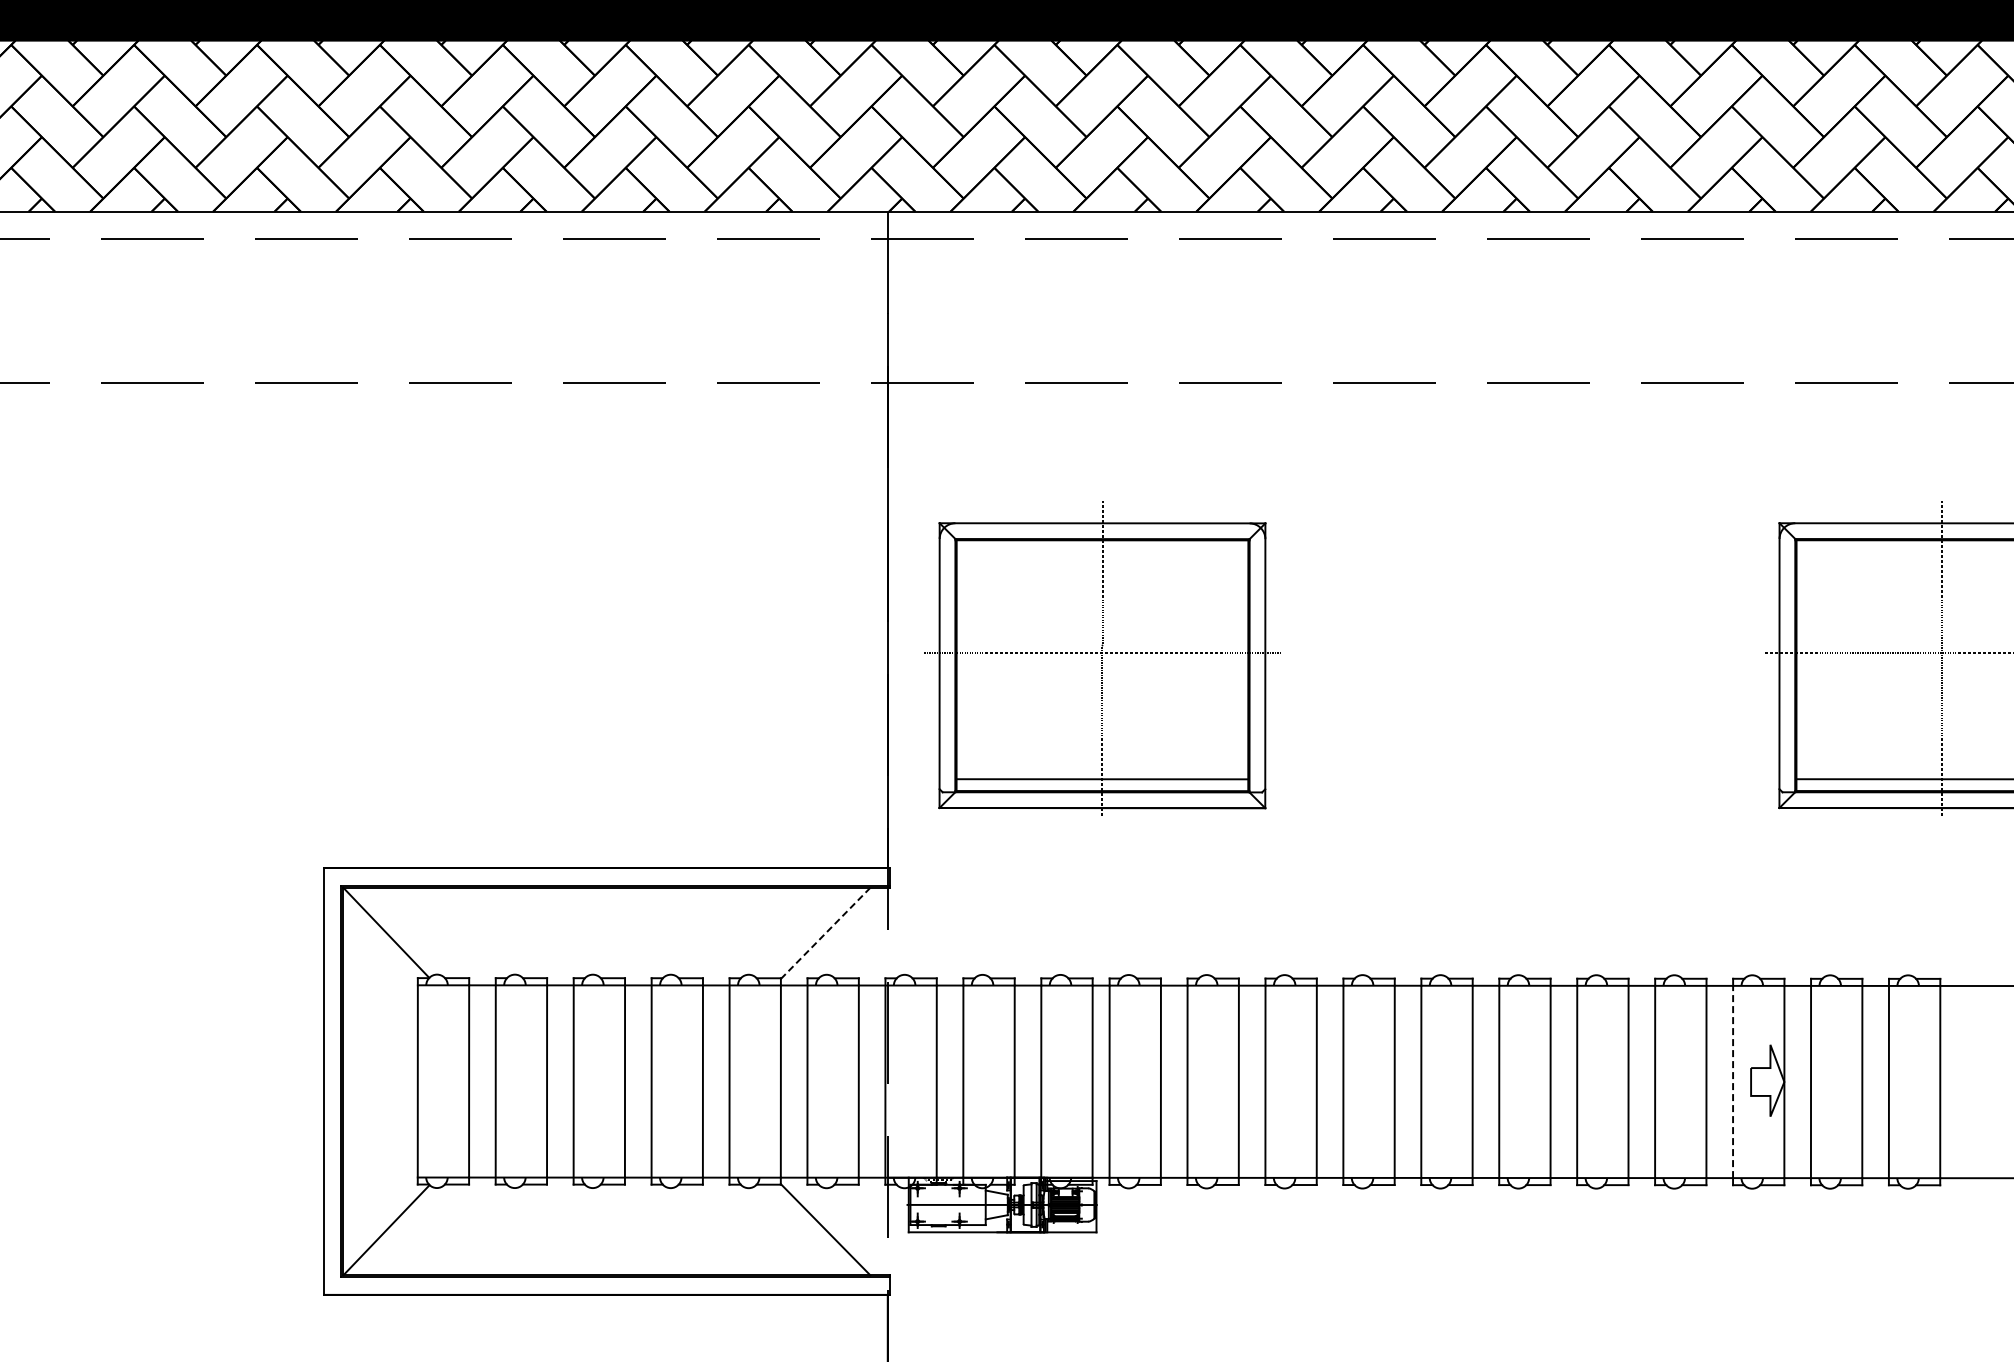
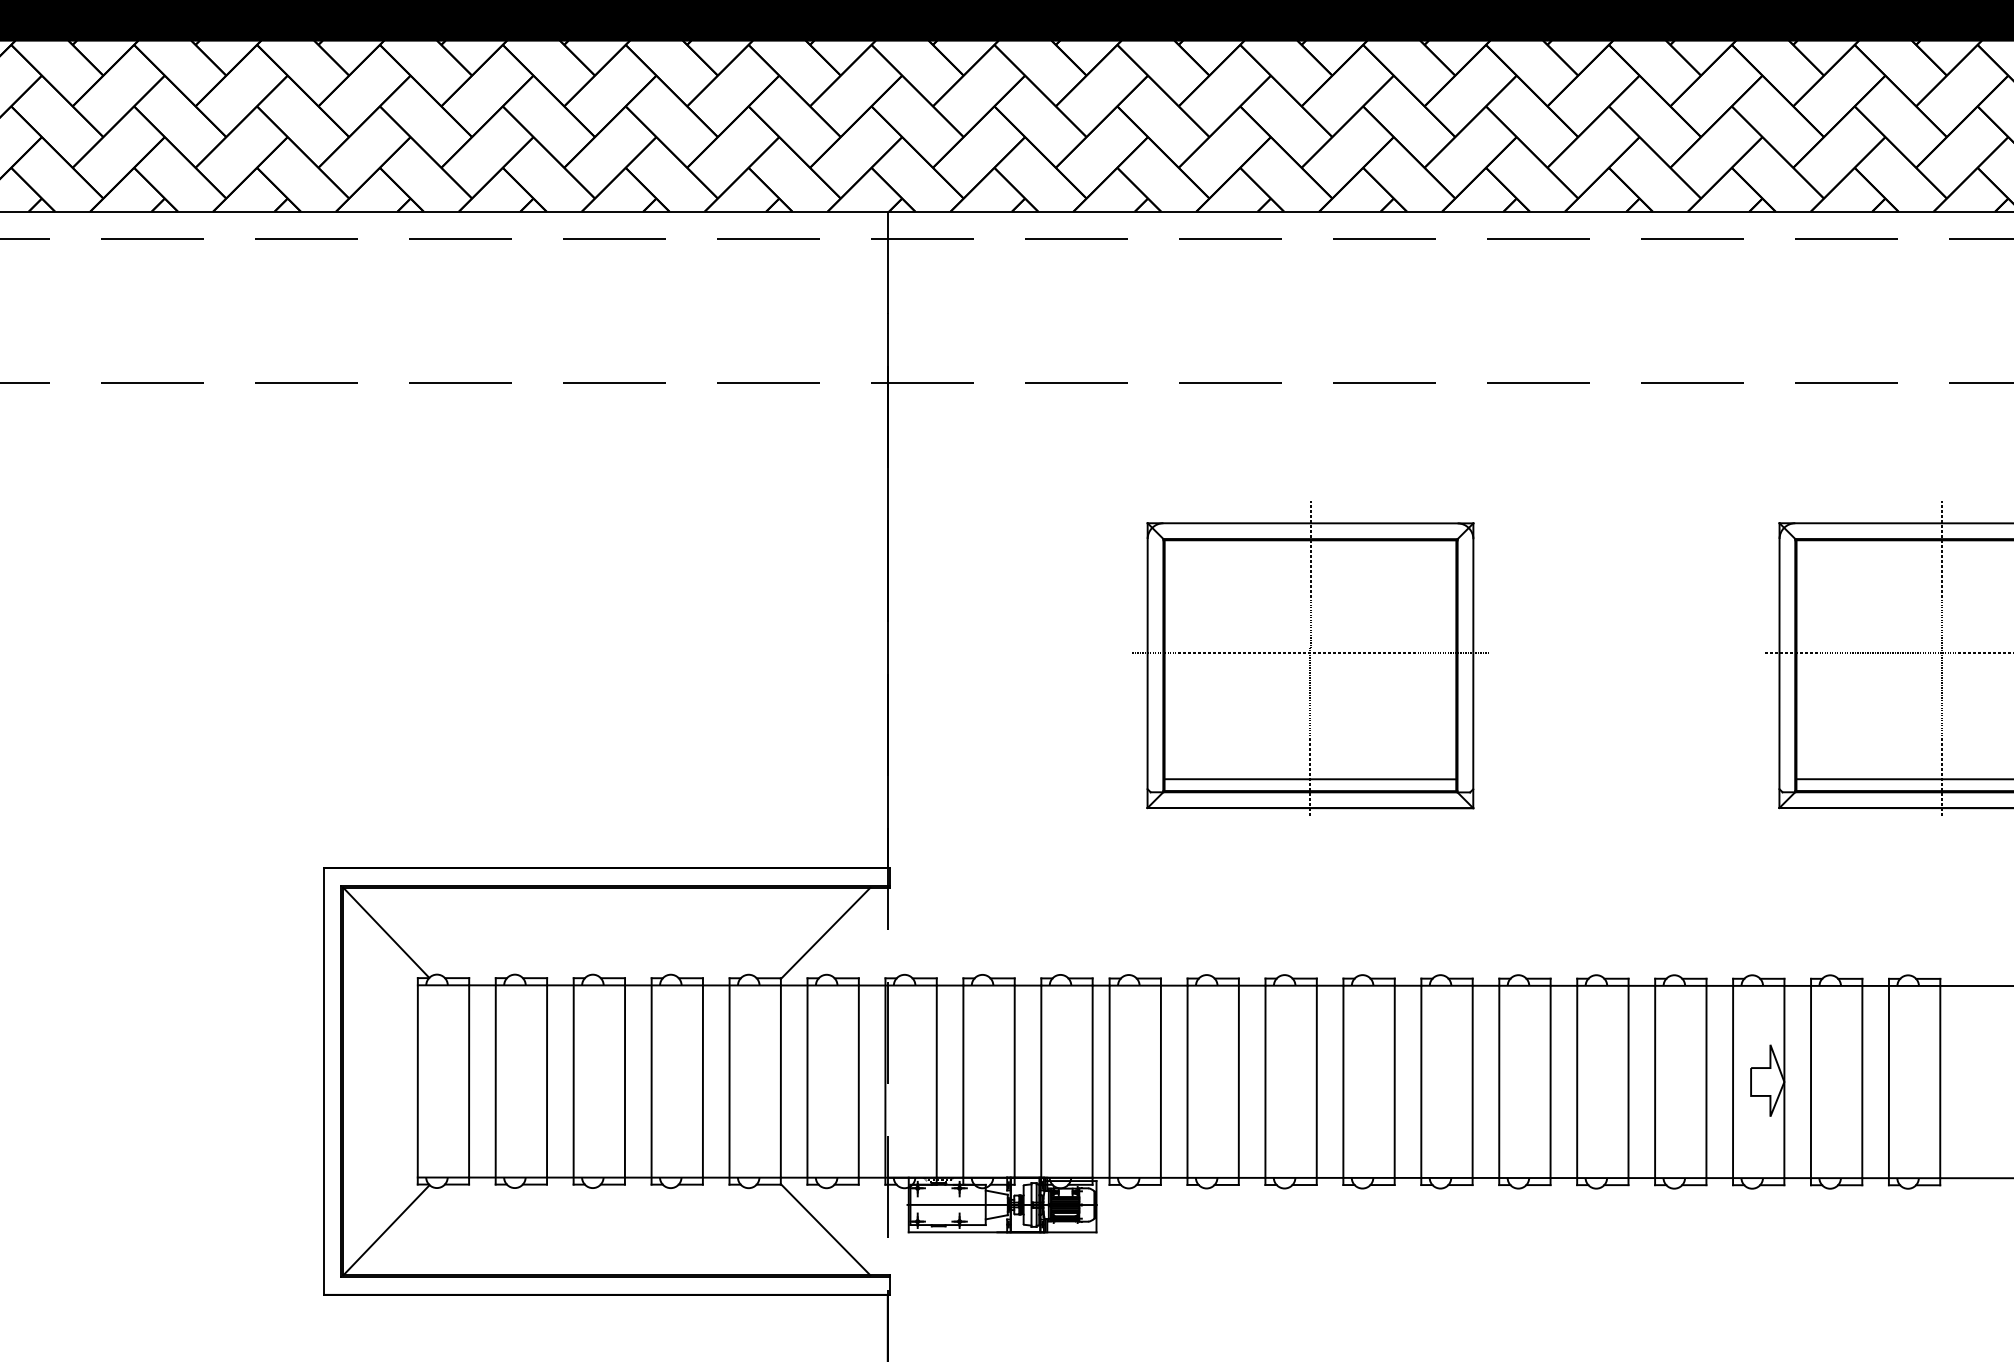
part position: (1102, 658) -> (1310, 658) (1310, 658)
line: dashed -> solid (825, 933)
line: dashed -> solid (1733, 1081)
